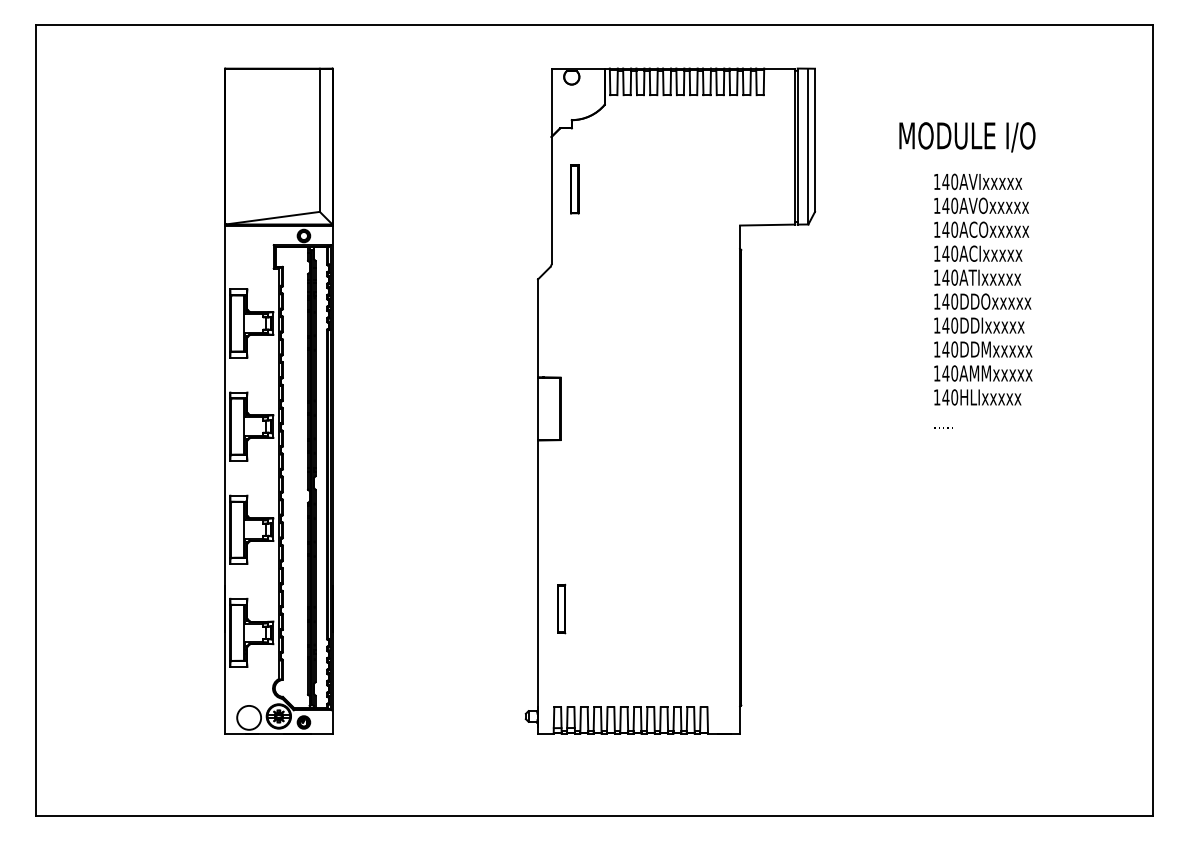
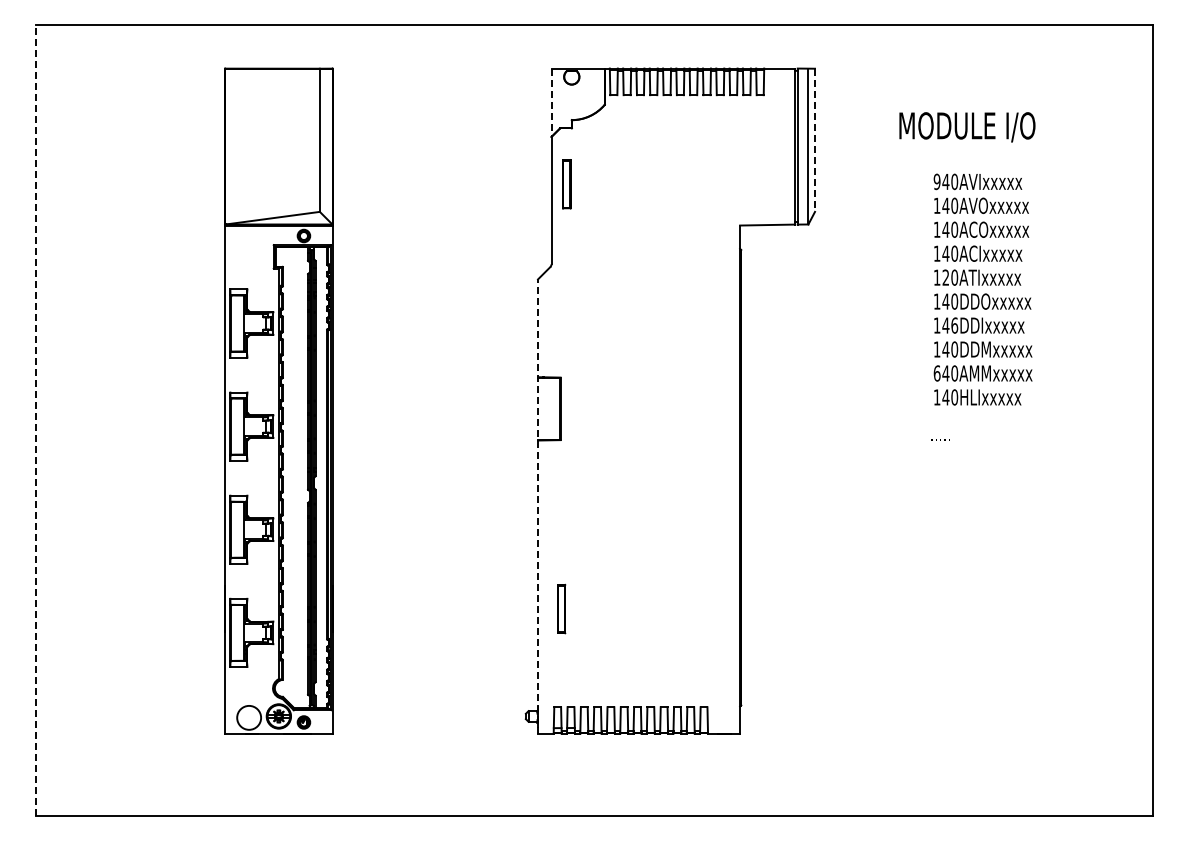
line: solid -> dashed (551, 103)
text position: (967, 137) -> (967, 127) (967, 127)
line: solid -> dashed (815, 140)
text: 140AVIxxxxx -> 940AVIxxxxx (936, 181)
part position: (574, 189) -> (566, 184) (566, 184)
text: 140ATIxxxxx -> 120ATIxxxxx (945, 277)
text: 140DDIxxxxx -> 146DDIxxxxx (954, 325)
text: 140AMMxxxxx -> 640AMMxxxxx (936, 373)
line: solid -> dashed (35, 420)
text position: (943, 427) -> (940, 439) (940, 439)
line: solid -> dashed (538, 506)
